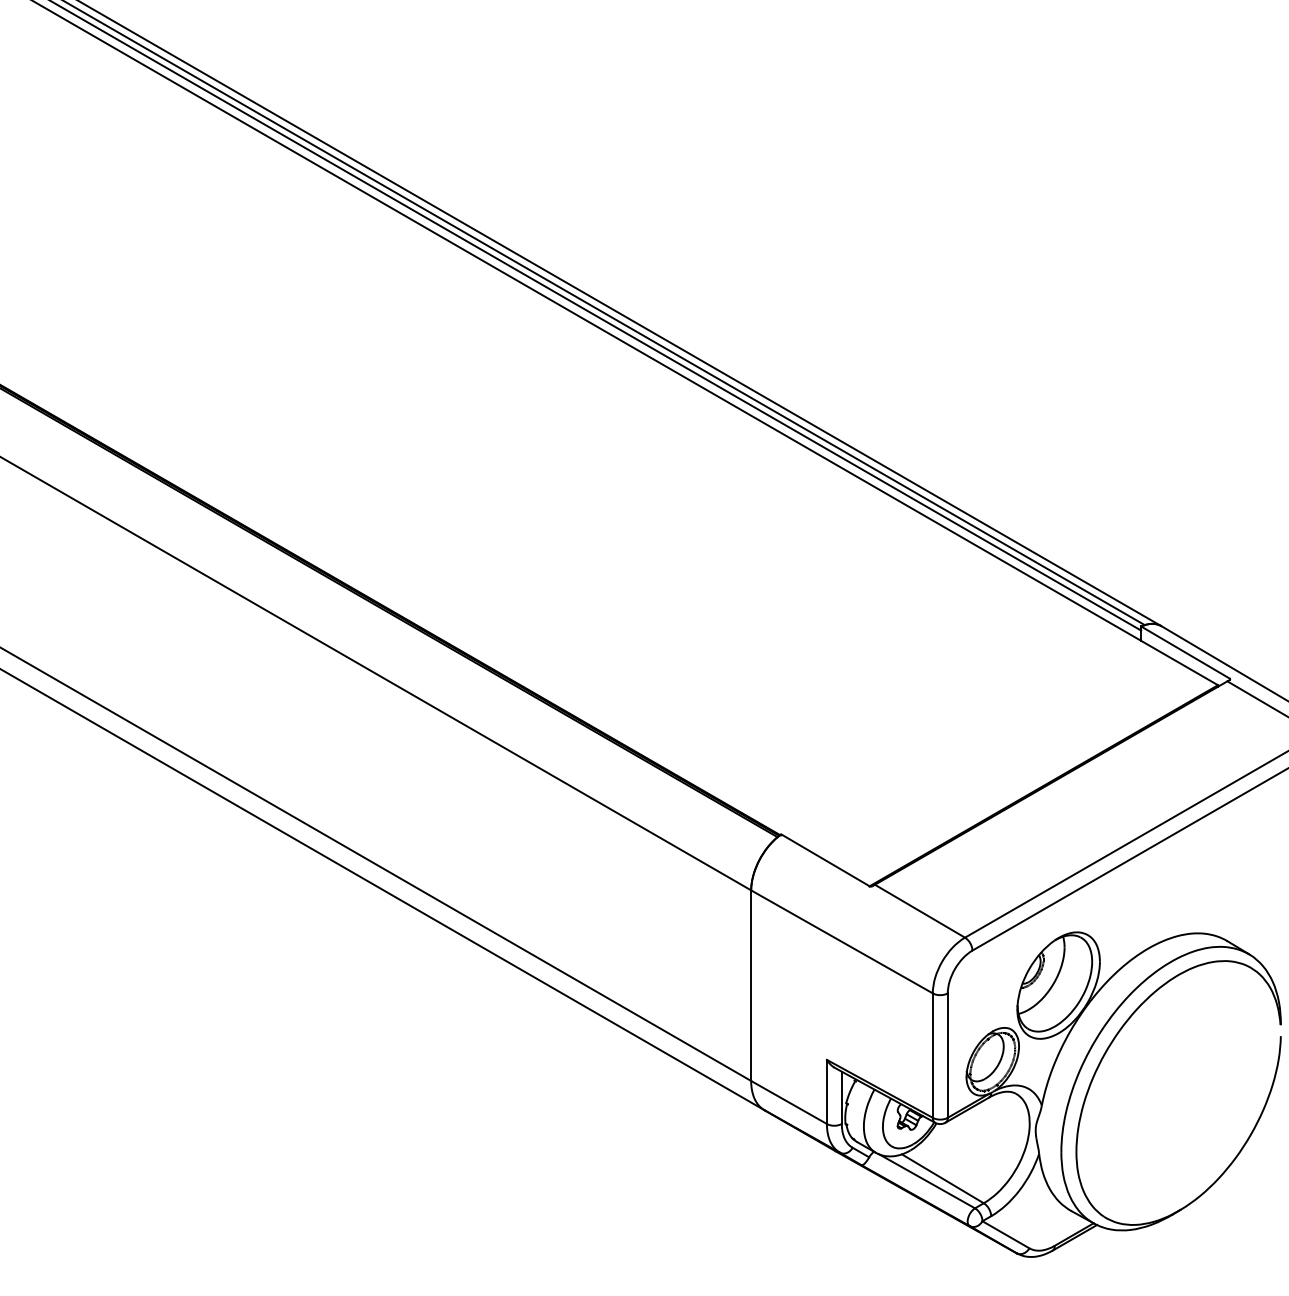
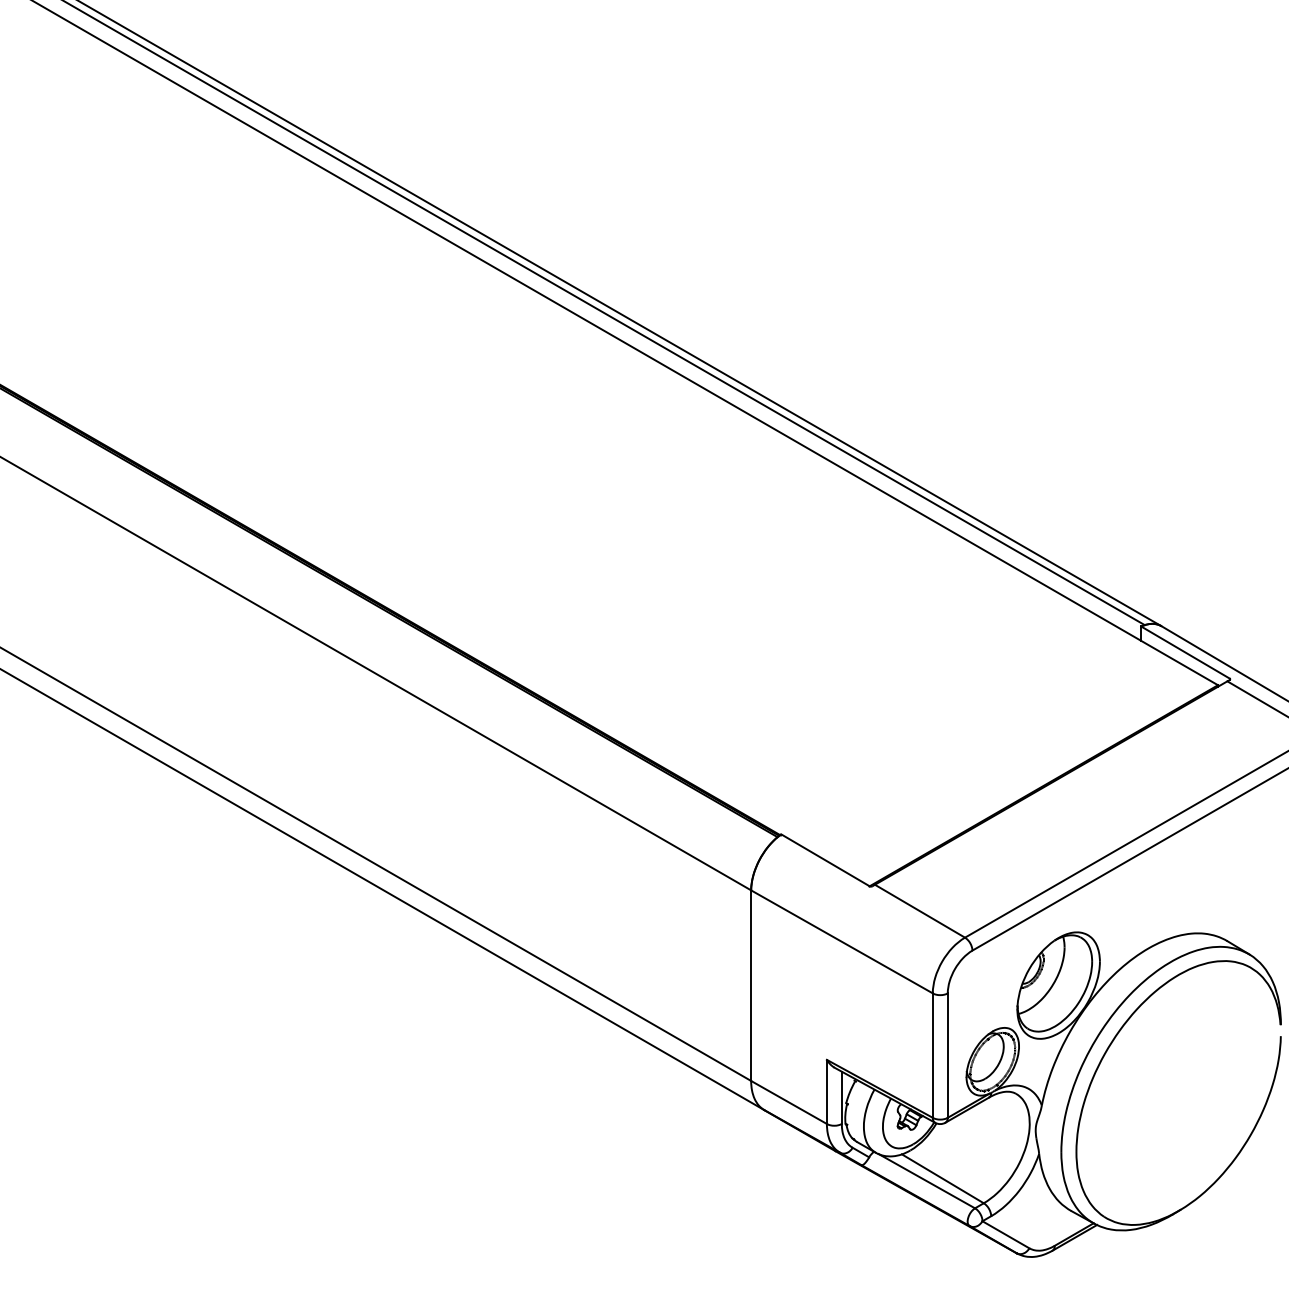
line: present -> none (596, 316)
